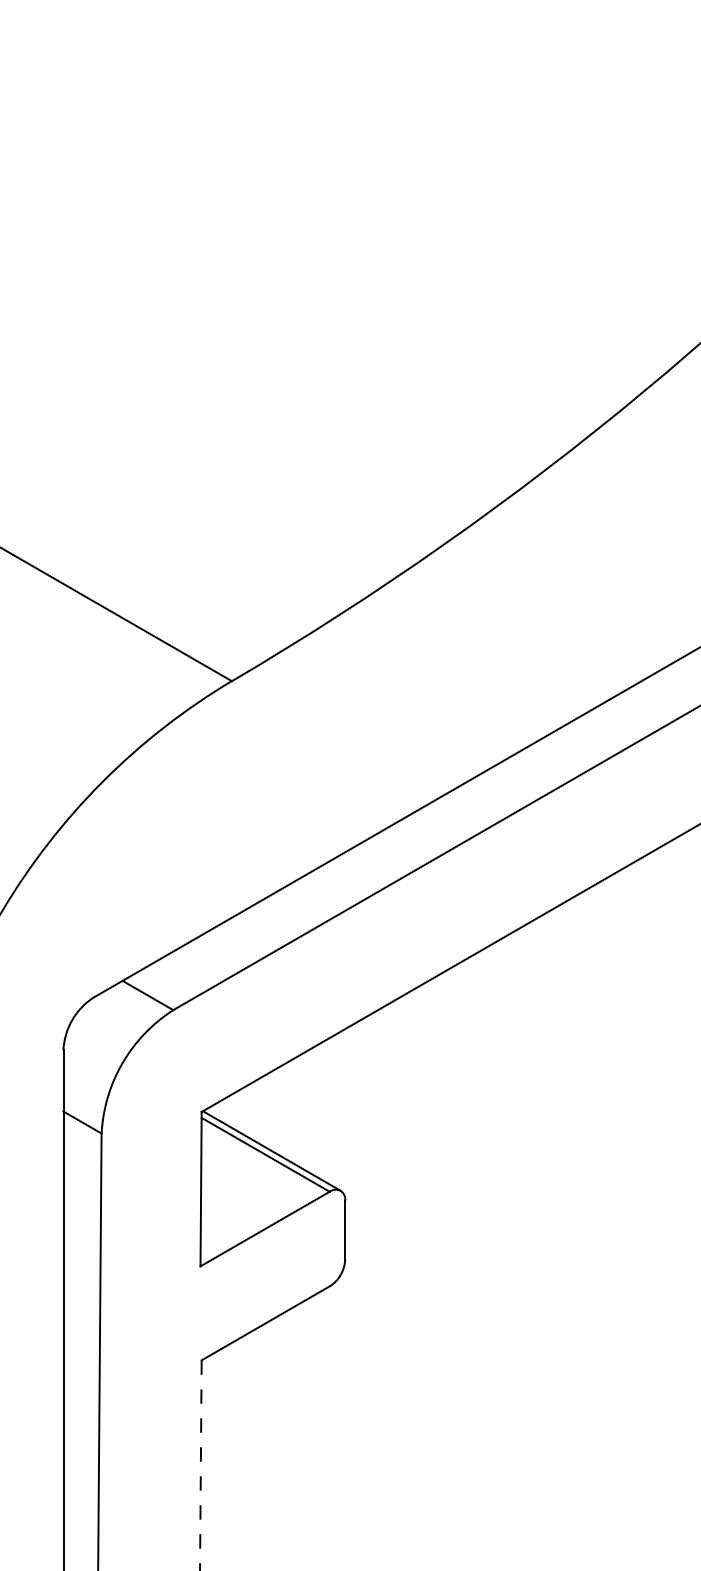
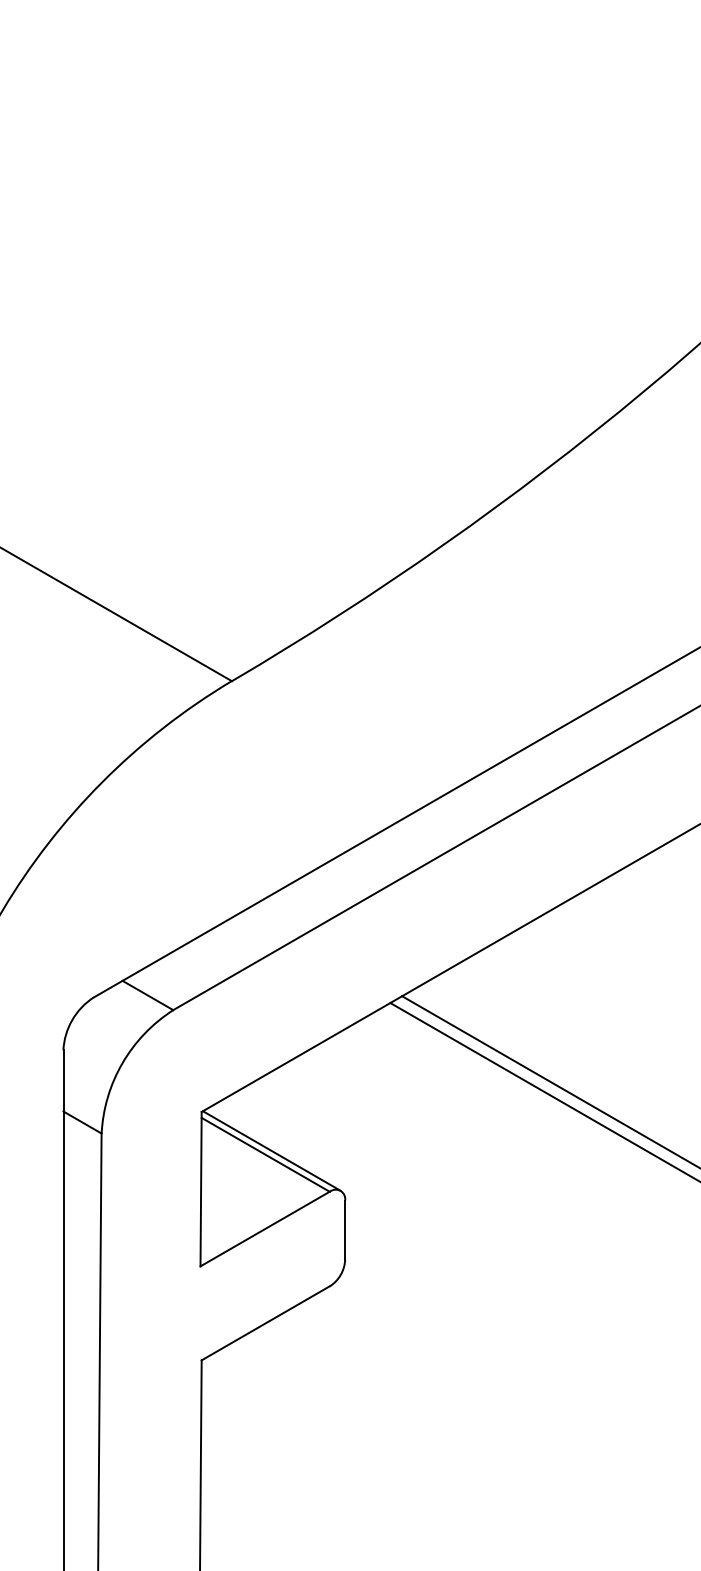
line: none -> present (549, 1081)
line: none -> present (543, 1091)
line: dashed -> solid (200, 1465)
